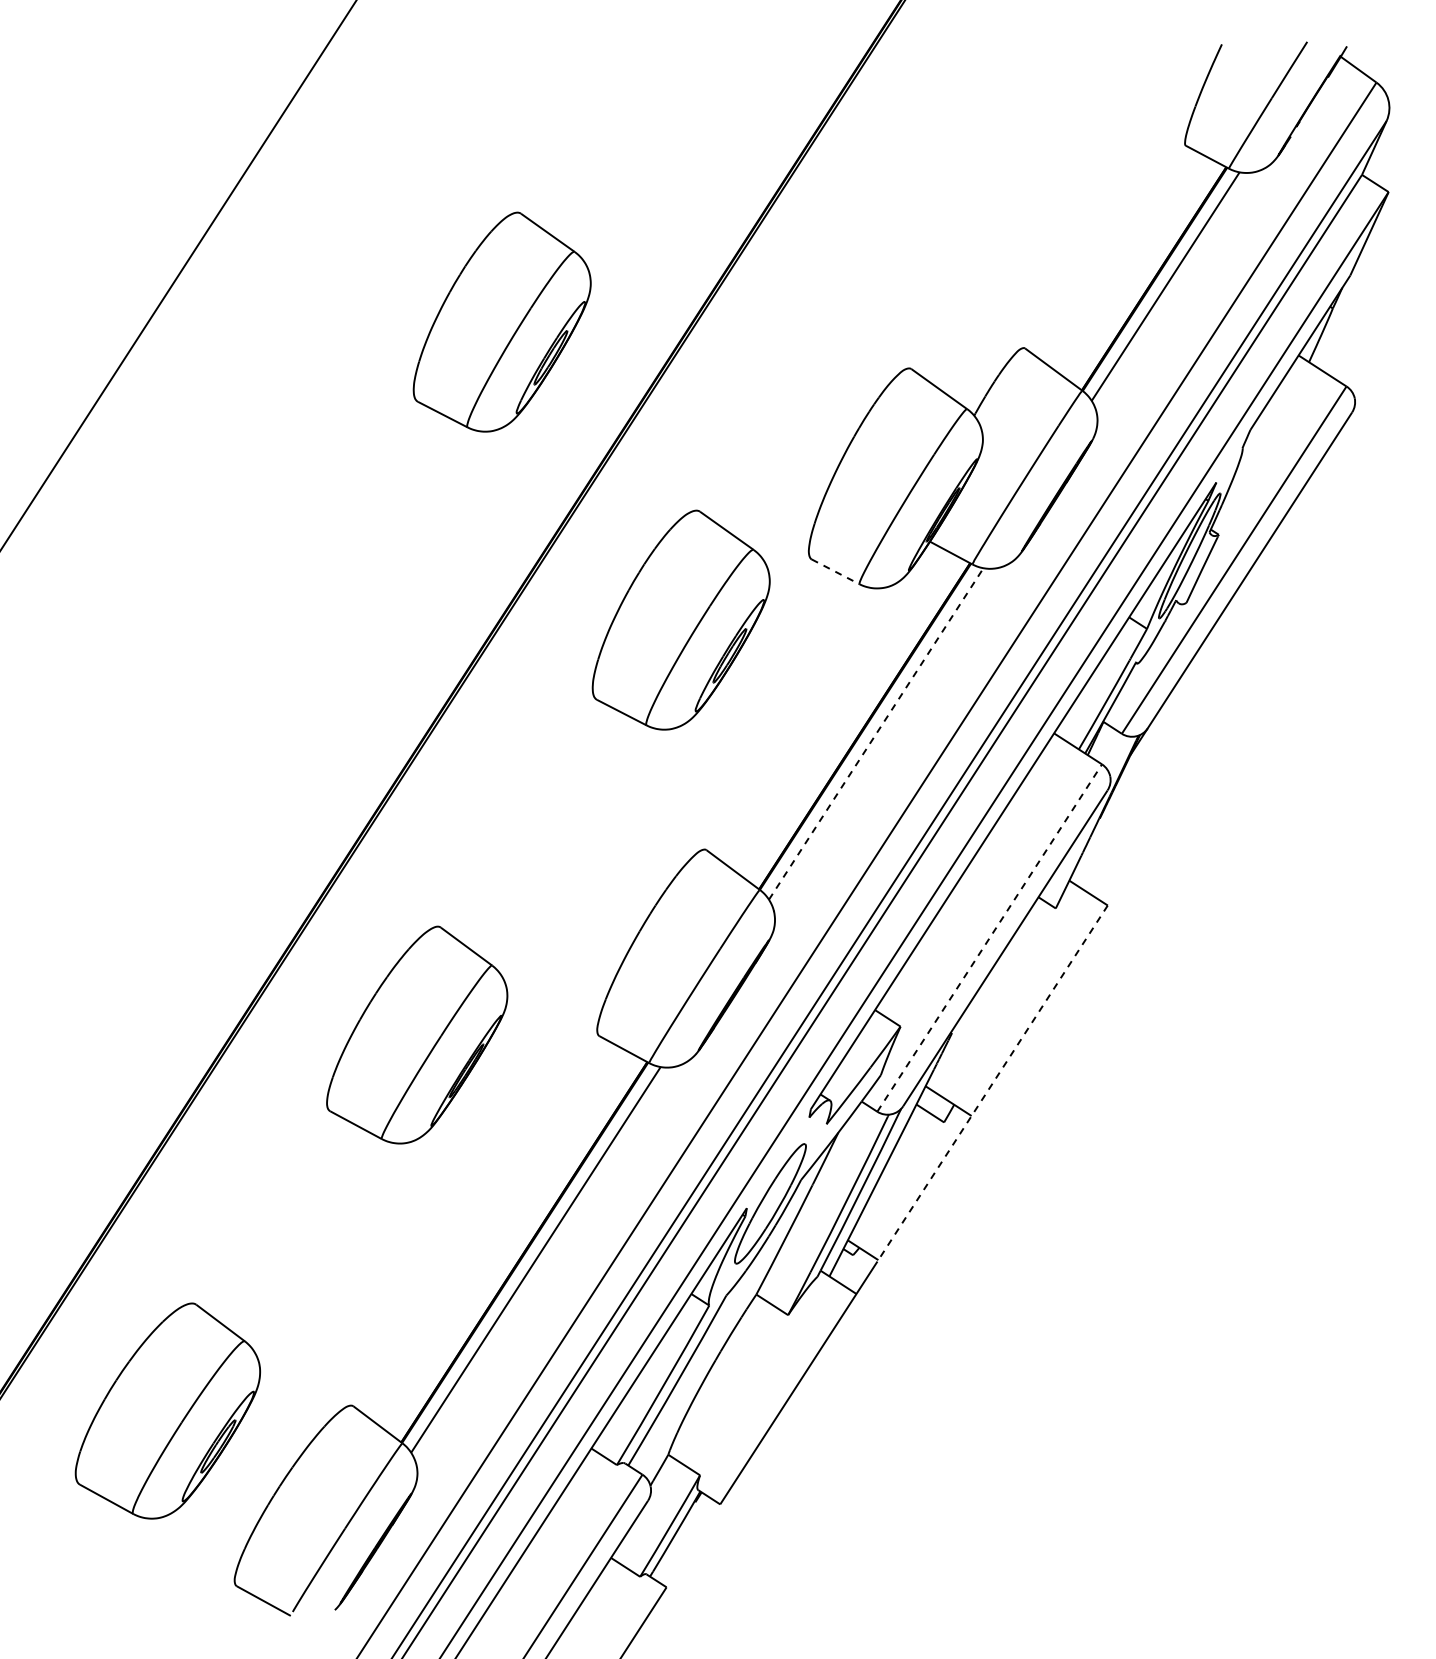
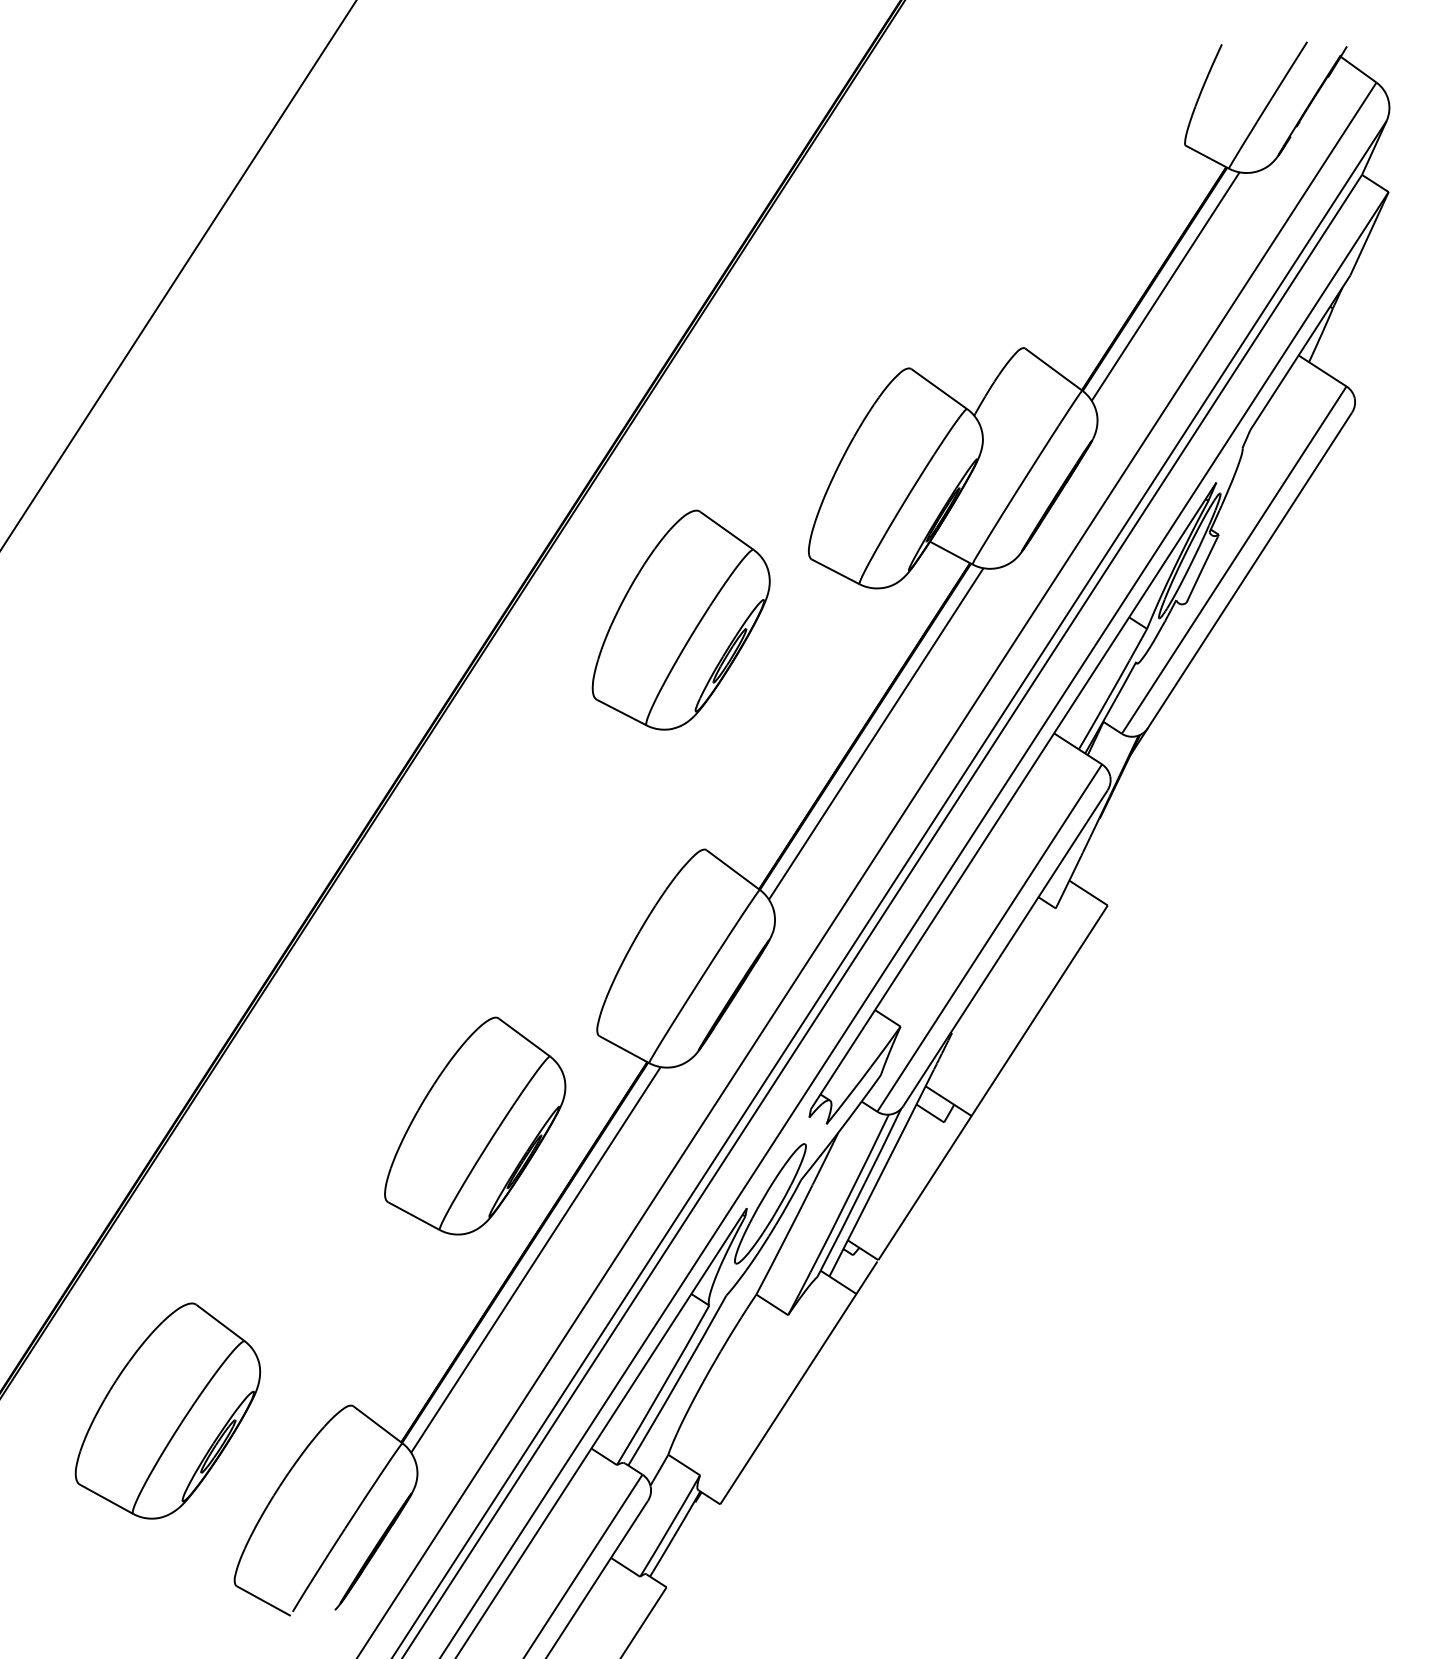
part: present -> none (501, 321)
line: dashed -> solid (835, 571)
line: dashed -> solid (876, 733)
line: dashed -> solid (989, 938)
part position: (417, 1034) -> (475, 1125) (475, 1125)
line: dashed -> solid (992, 1083)
